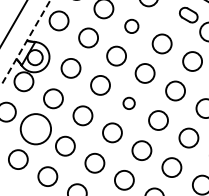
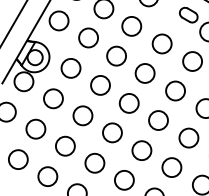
circle size: 16x16 px -> 22x21 px (131, 26)
line: dashed -> solid (26, 41)
circle size: 14x14 px -> 22x21 px (128, 103)
circle diameter: 30 px -> 19 px (35, 128)
